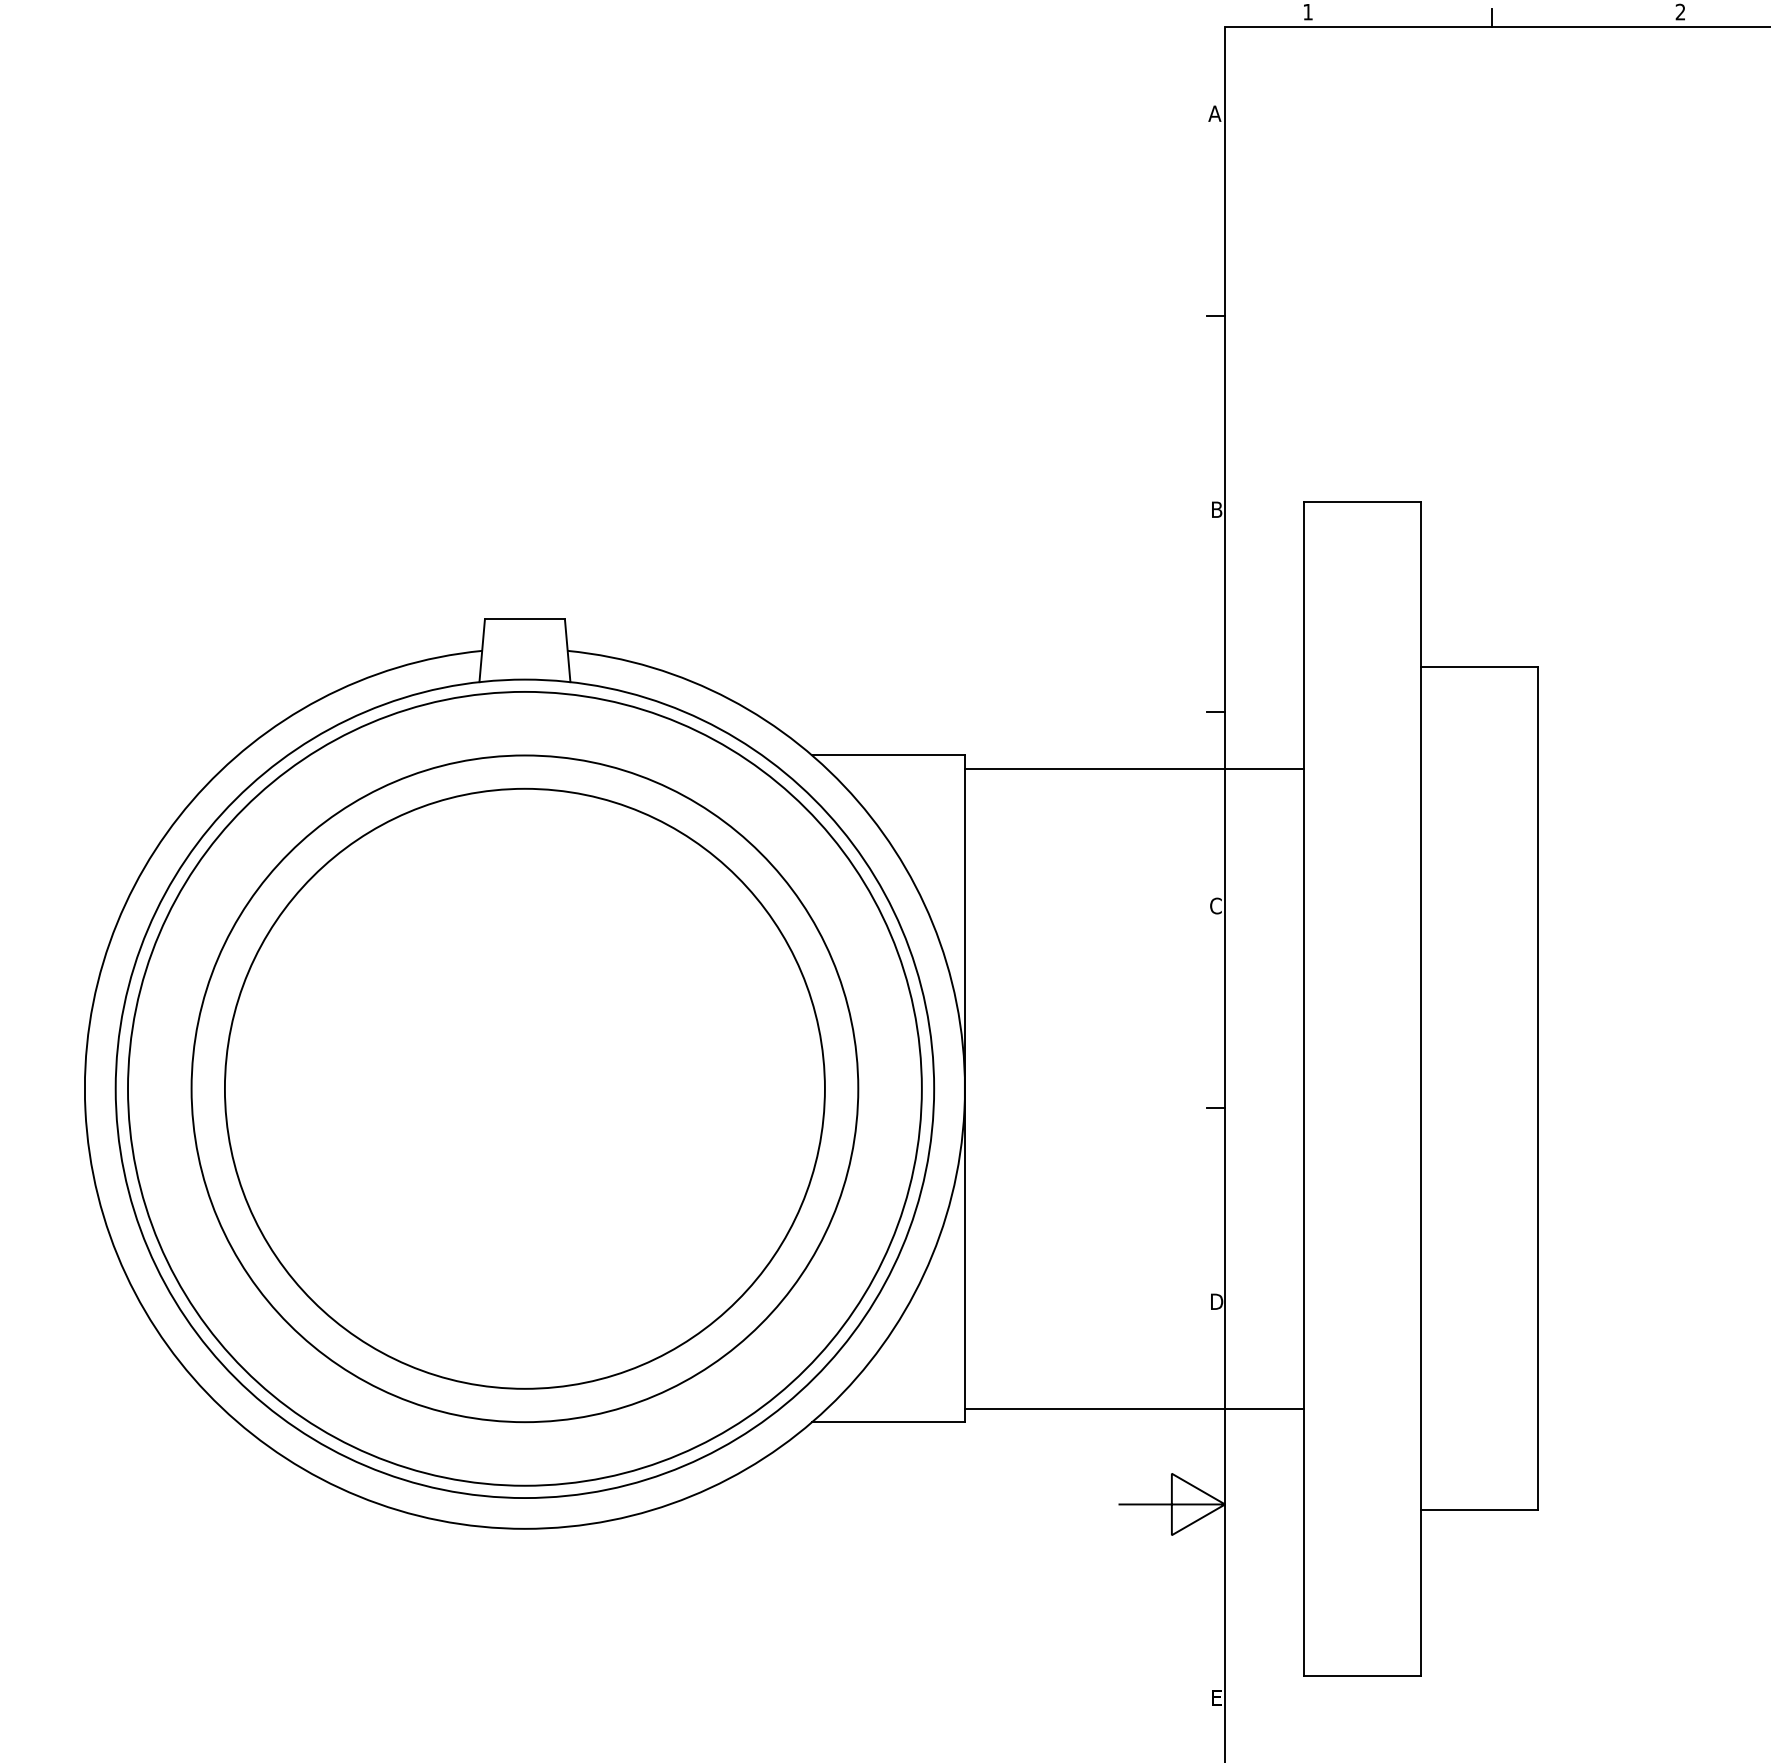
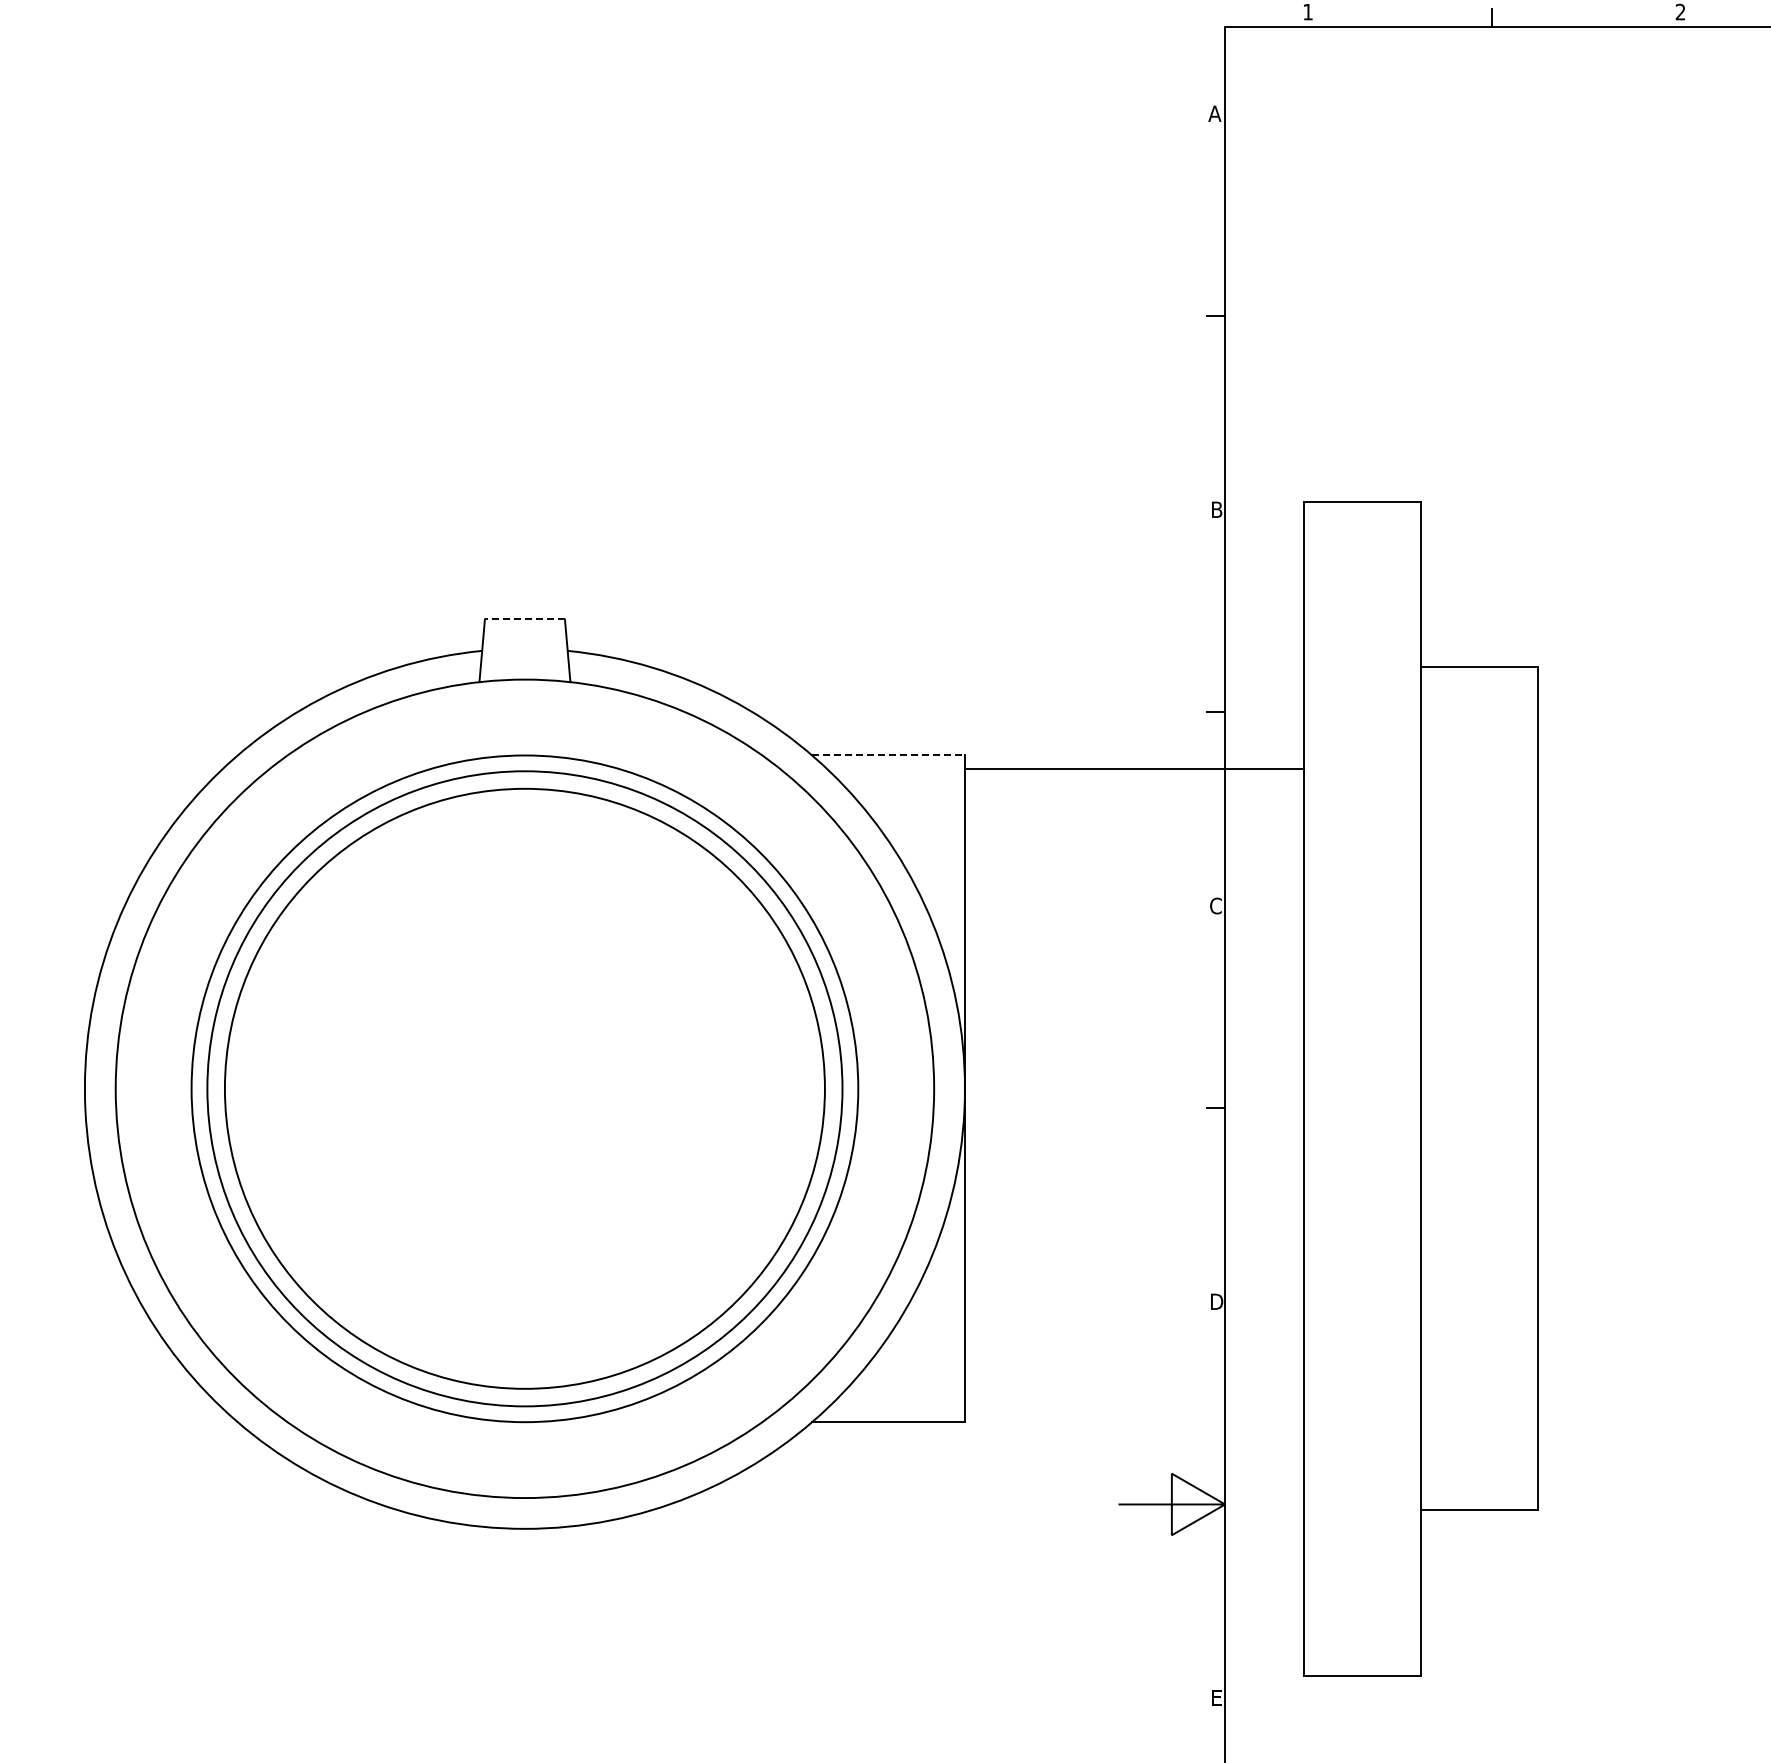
line: solid -> dashed (524, 619)
line: solid -> dashed (889, 755)
circle diameter: 794 px -> 635 px (524, 1088)
line: present -> none (1133, 1408)
